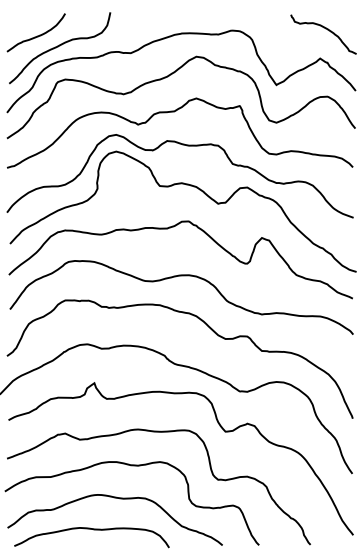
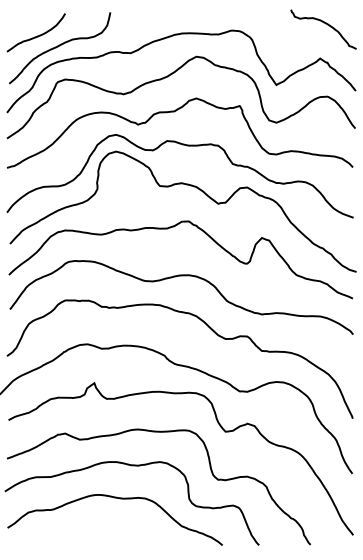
curve position: (325, 29) -> (325, 24) (325, 24)
curve: present -> none (93, 530)
